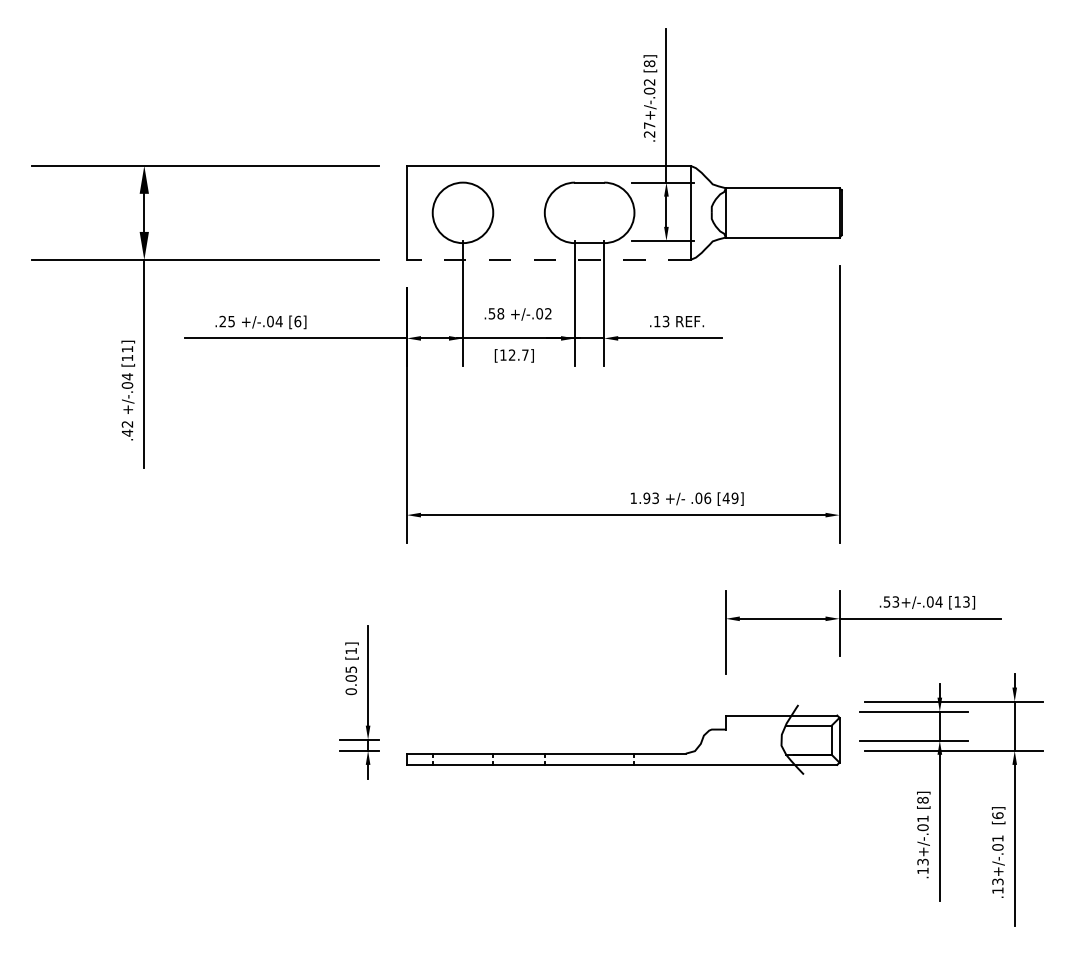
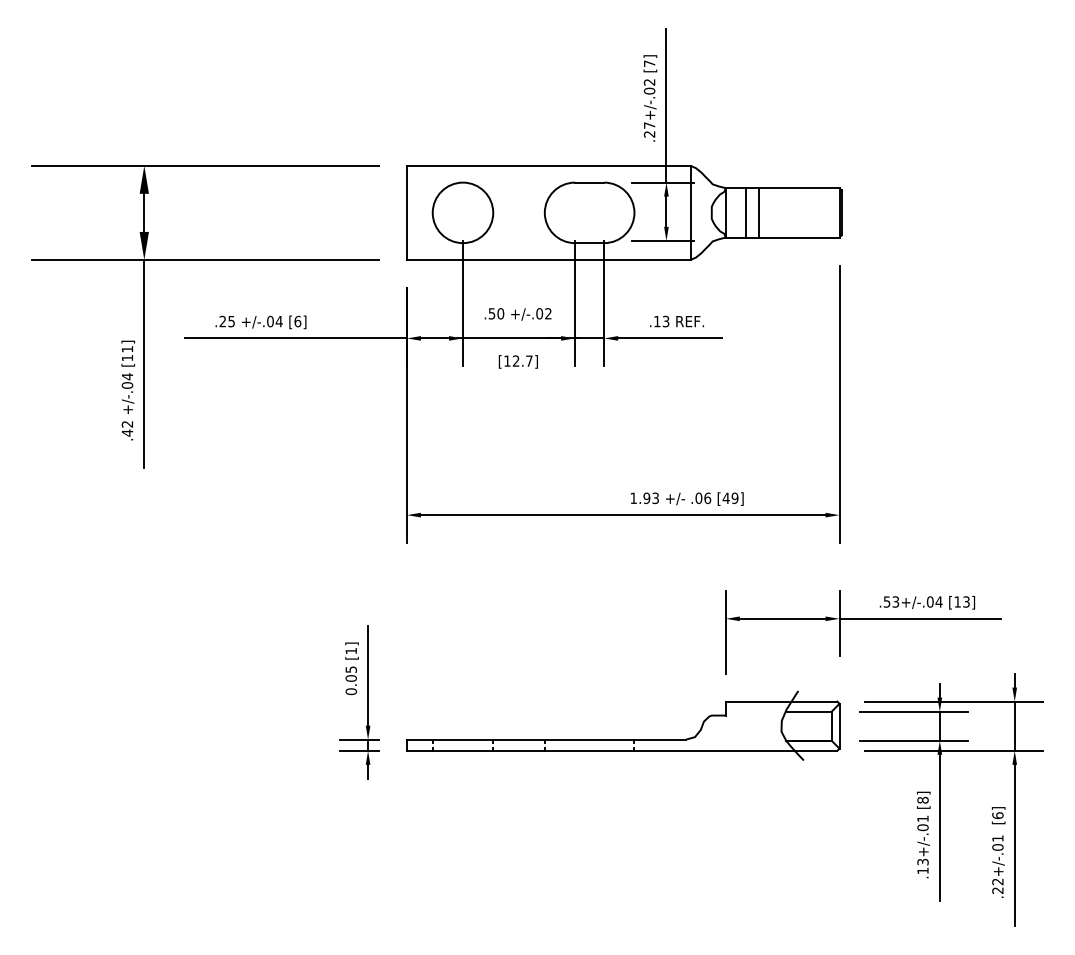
text: [8] -> [7] (649, 63)
line: none -> present (746, 212)
line: none -> present (758, 212)
line: dashed -> solid (548, 259)
text: .58 -> .50 (500, 313)
text position: (513, 355) -> (517, 361) (517, 361)
part position: (623, 753) -> (623, 739) (623, 739)
text: .13+/-.01 -> .22+/-.01 (997, 885)
